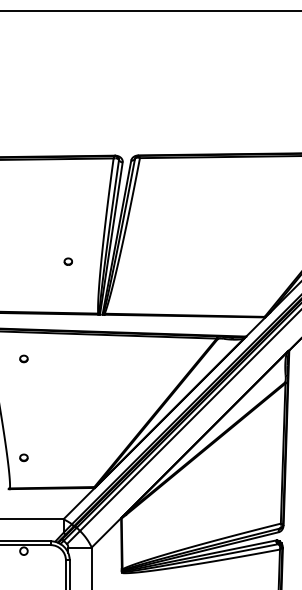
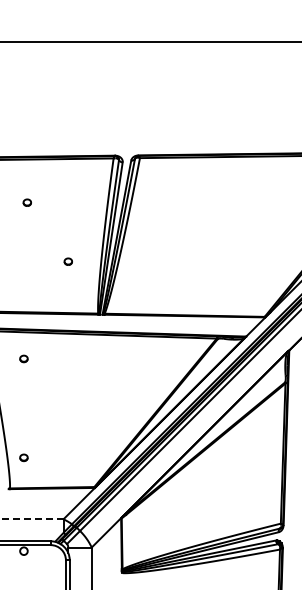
line position: (150, 11) -> (150, 42) (150, 42)
part: none -> present (26, 202)
line: solid -> dashed (31, 519)
